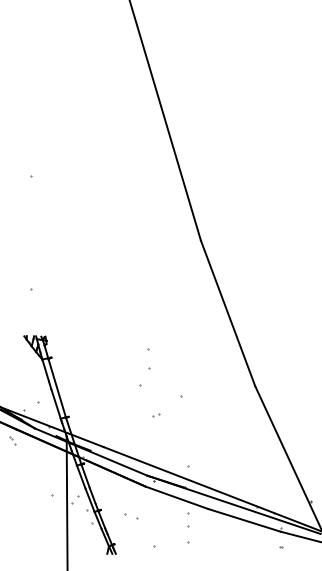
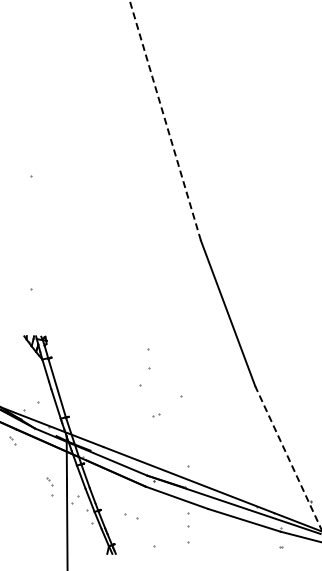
line: solid -> dashed (165, 120)
line: solid -> dashed (288, 457)
part: none -> present (49, 481)
